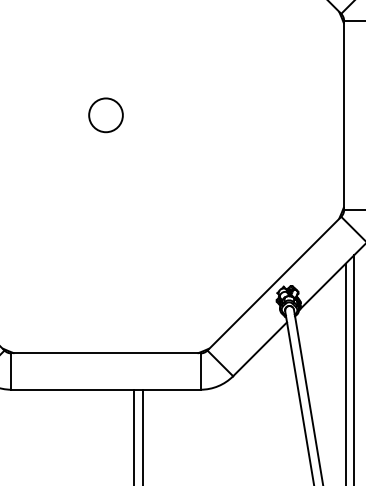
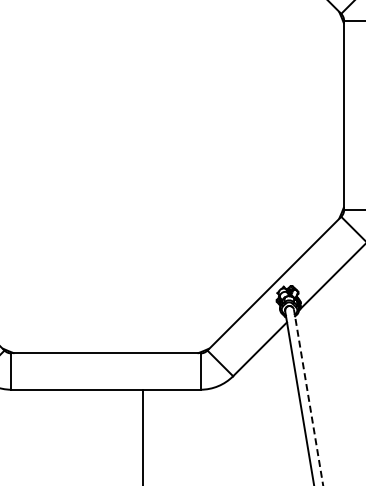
circle: present -> none (105, 115)
line: present -> none (354, 368)
line: present -> none (345, 372)
line: solid -> dashed (308, 397)
line: present -> none (134, 435)
